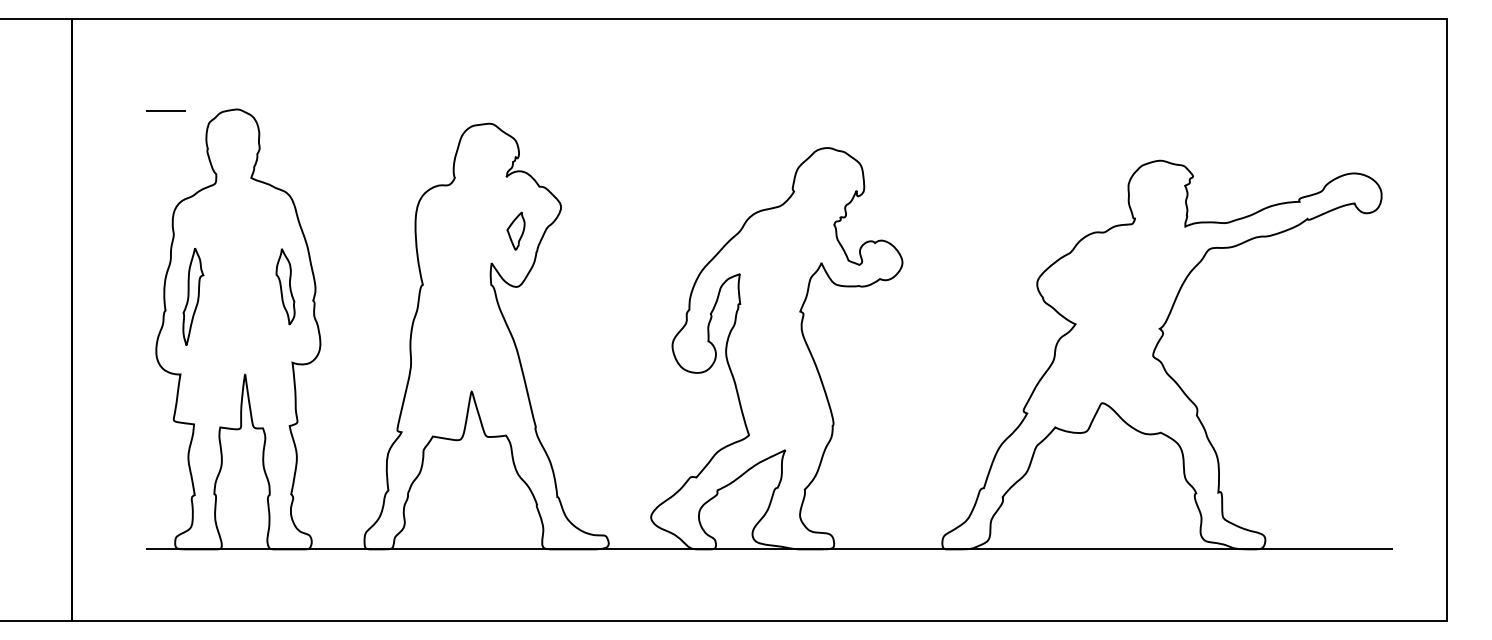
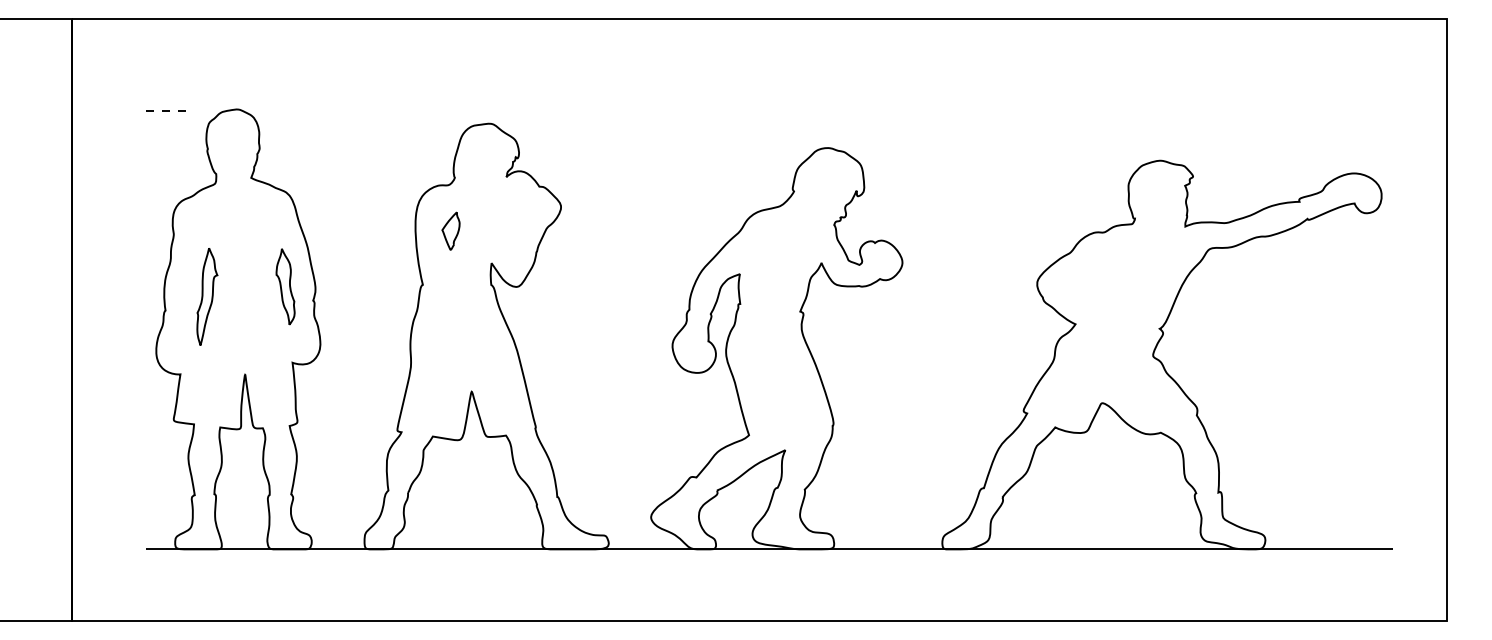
line: solid -> dashed (166, 111)
part position: (515, 230) -> (450, 230) (450, 230)
part position: (193, 296) -> (207, 296) (207, 296)
